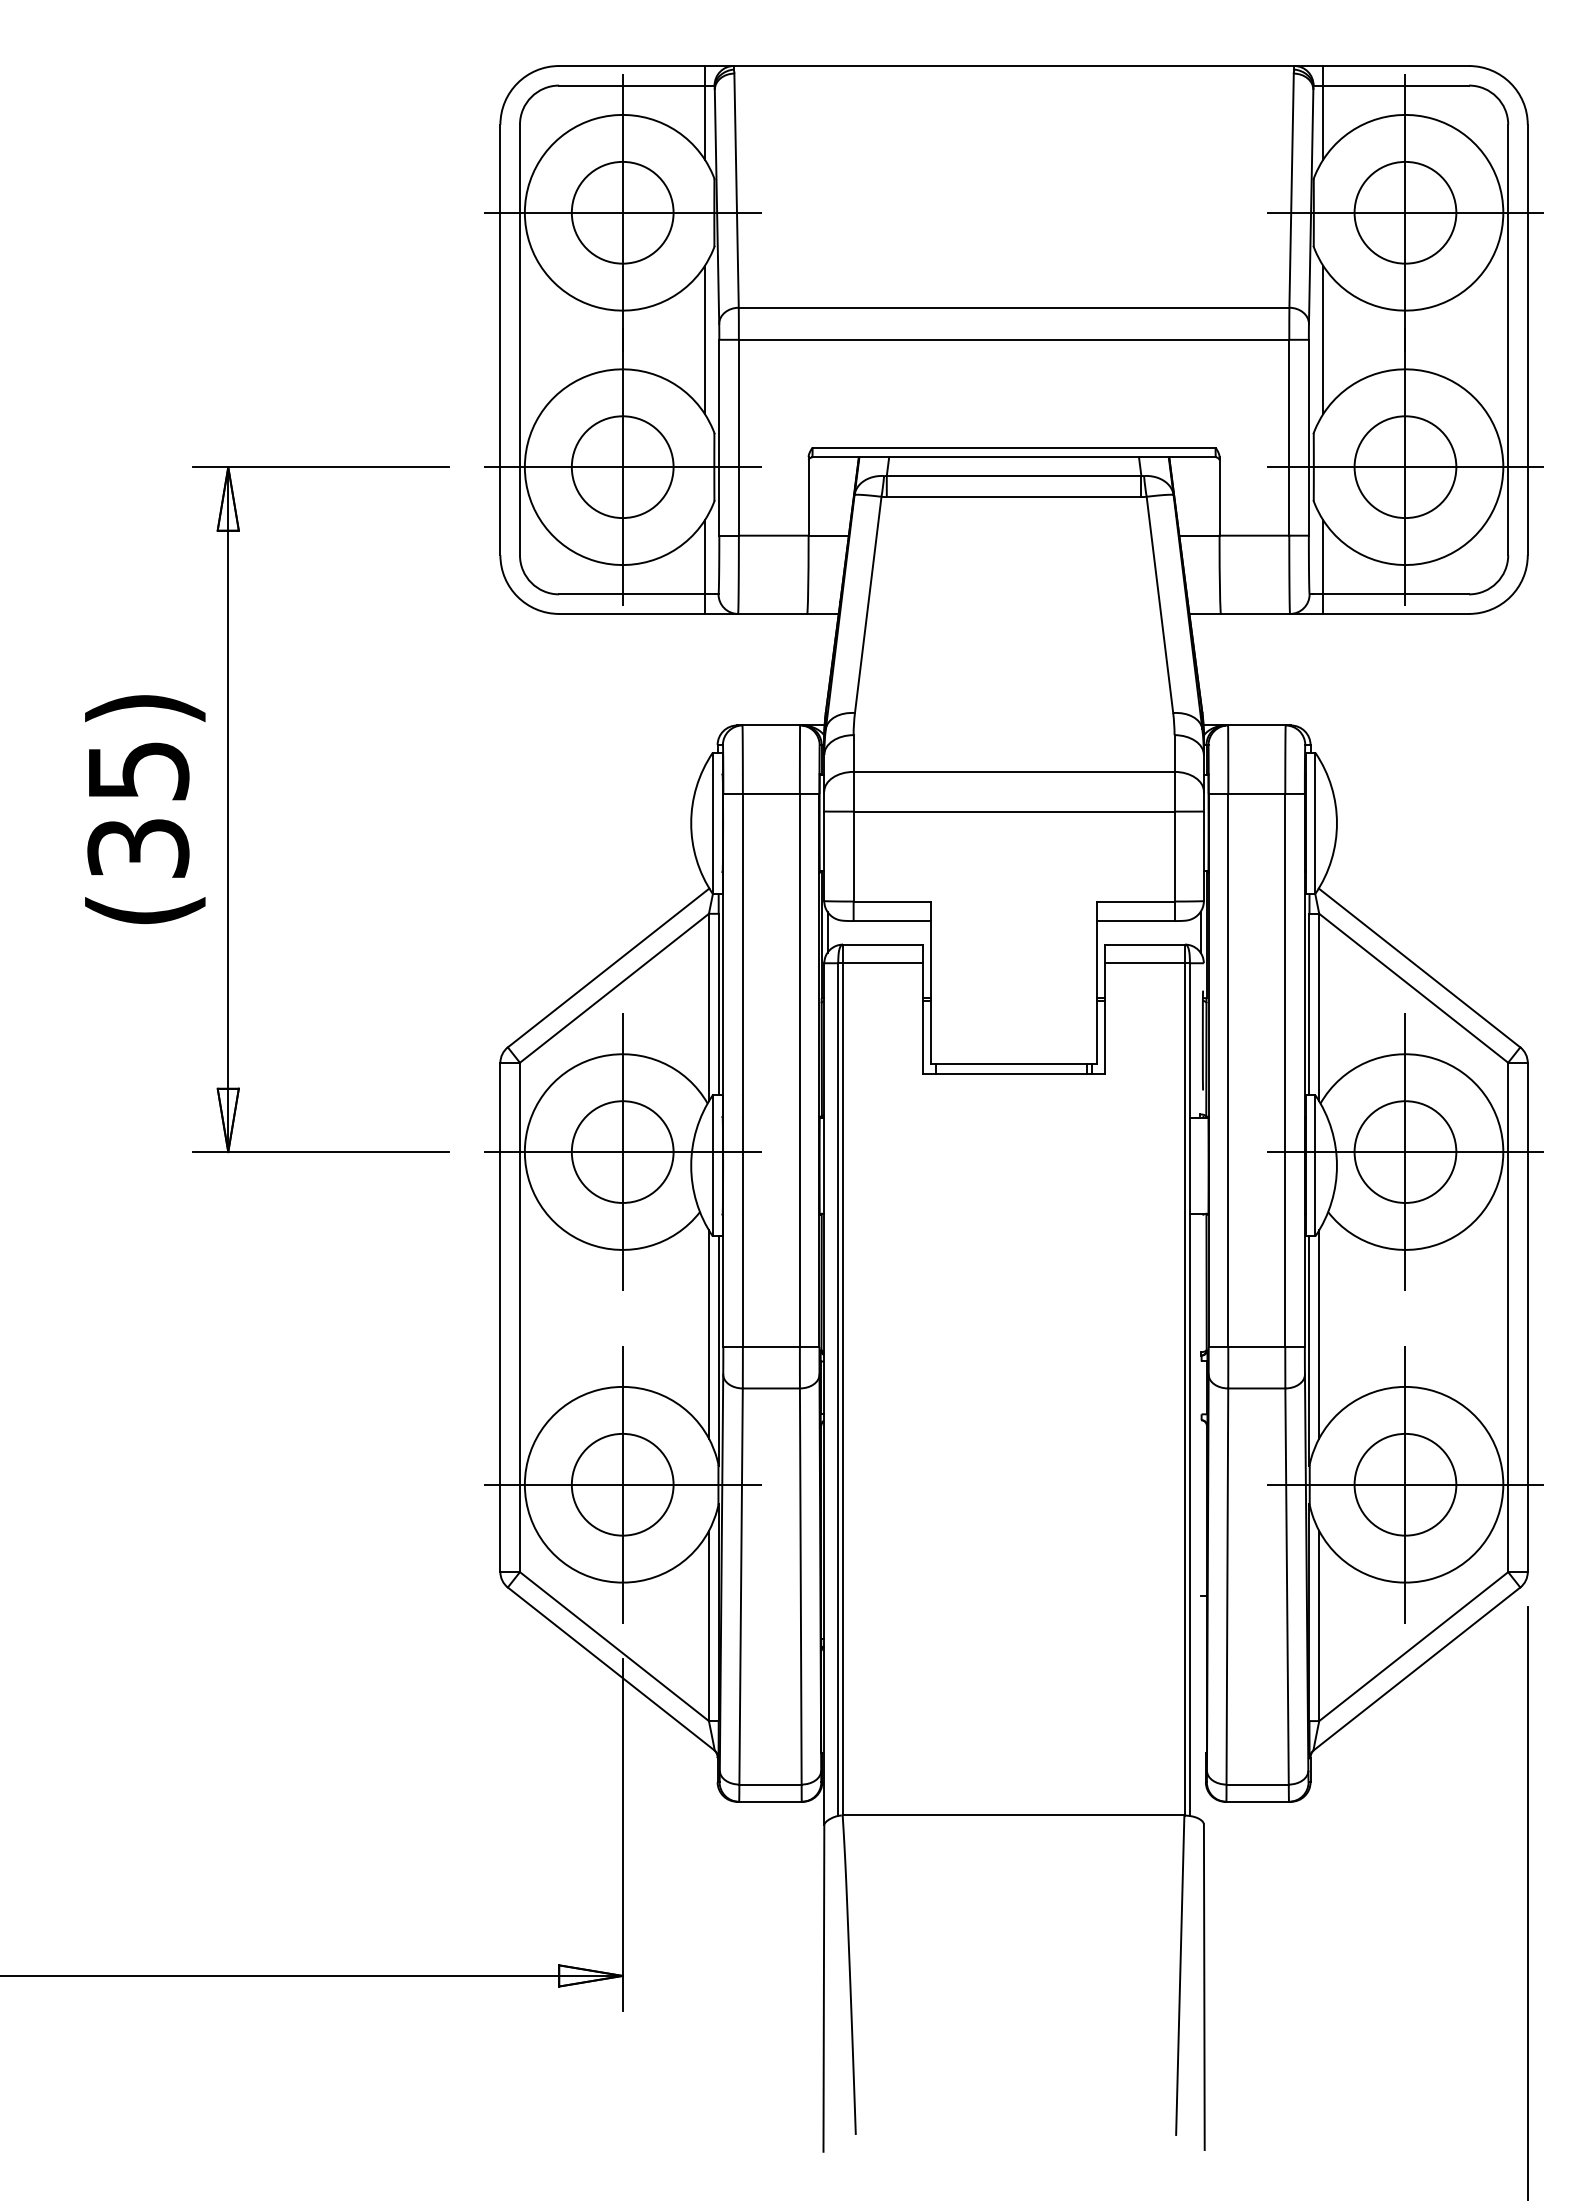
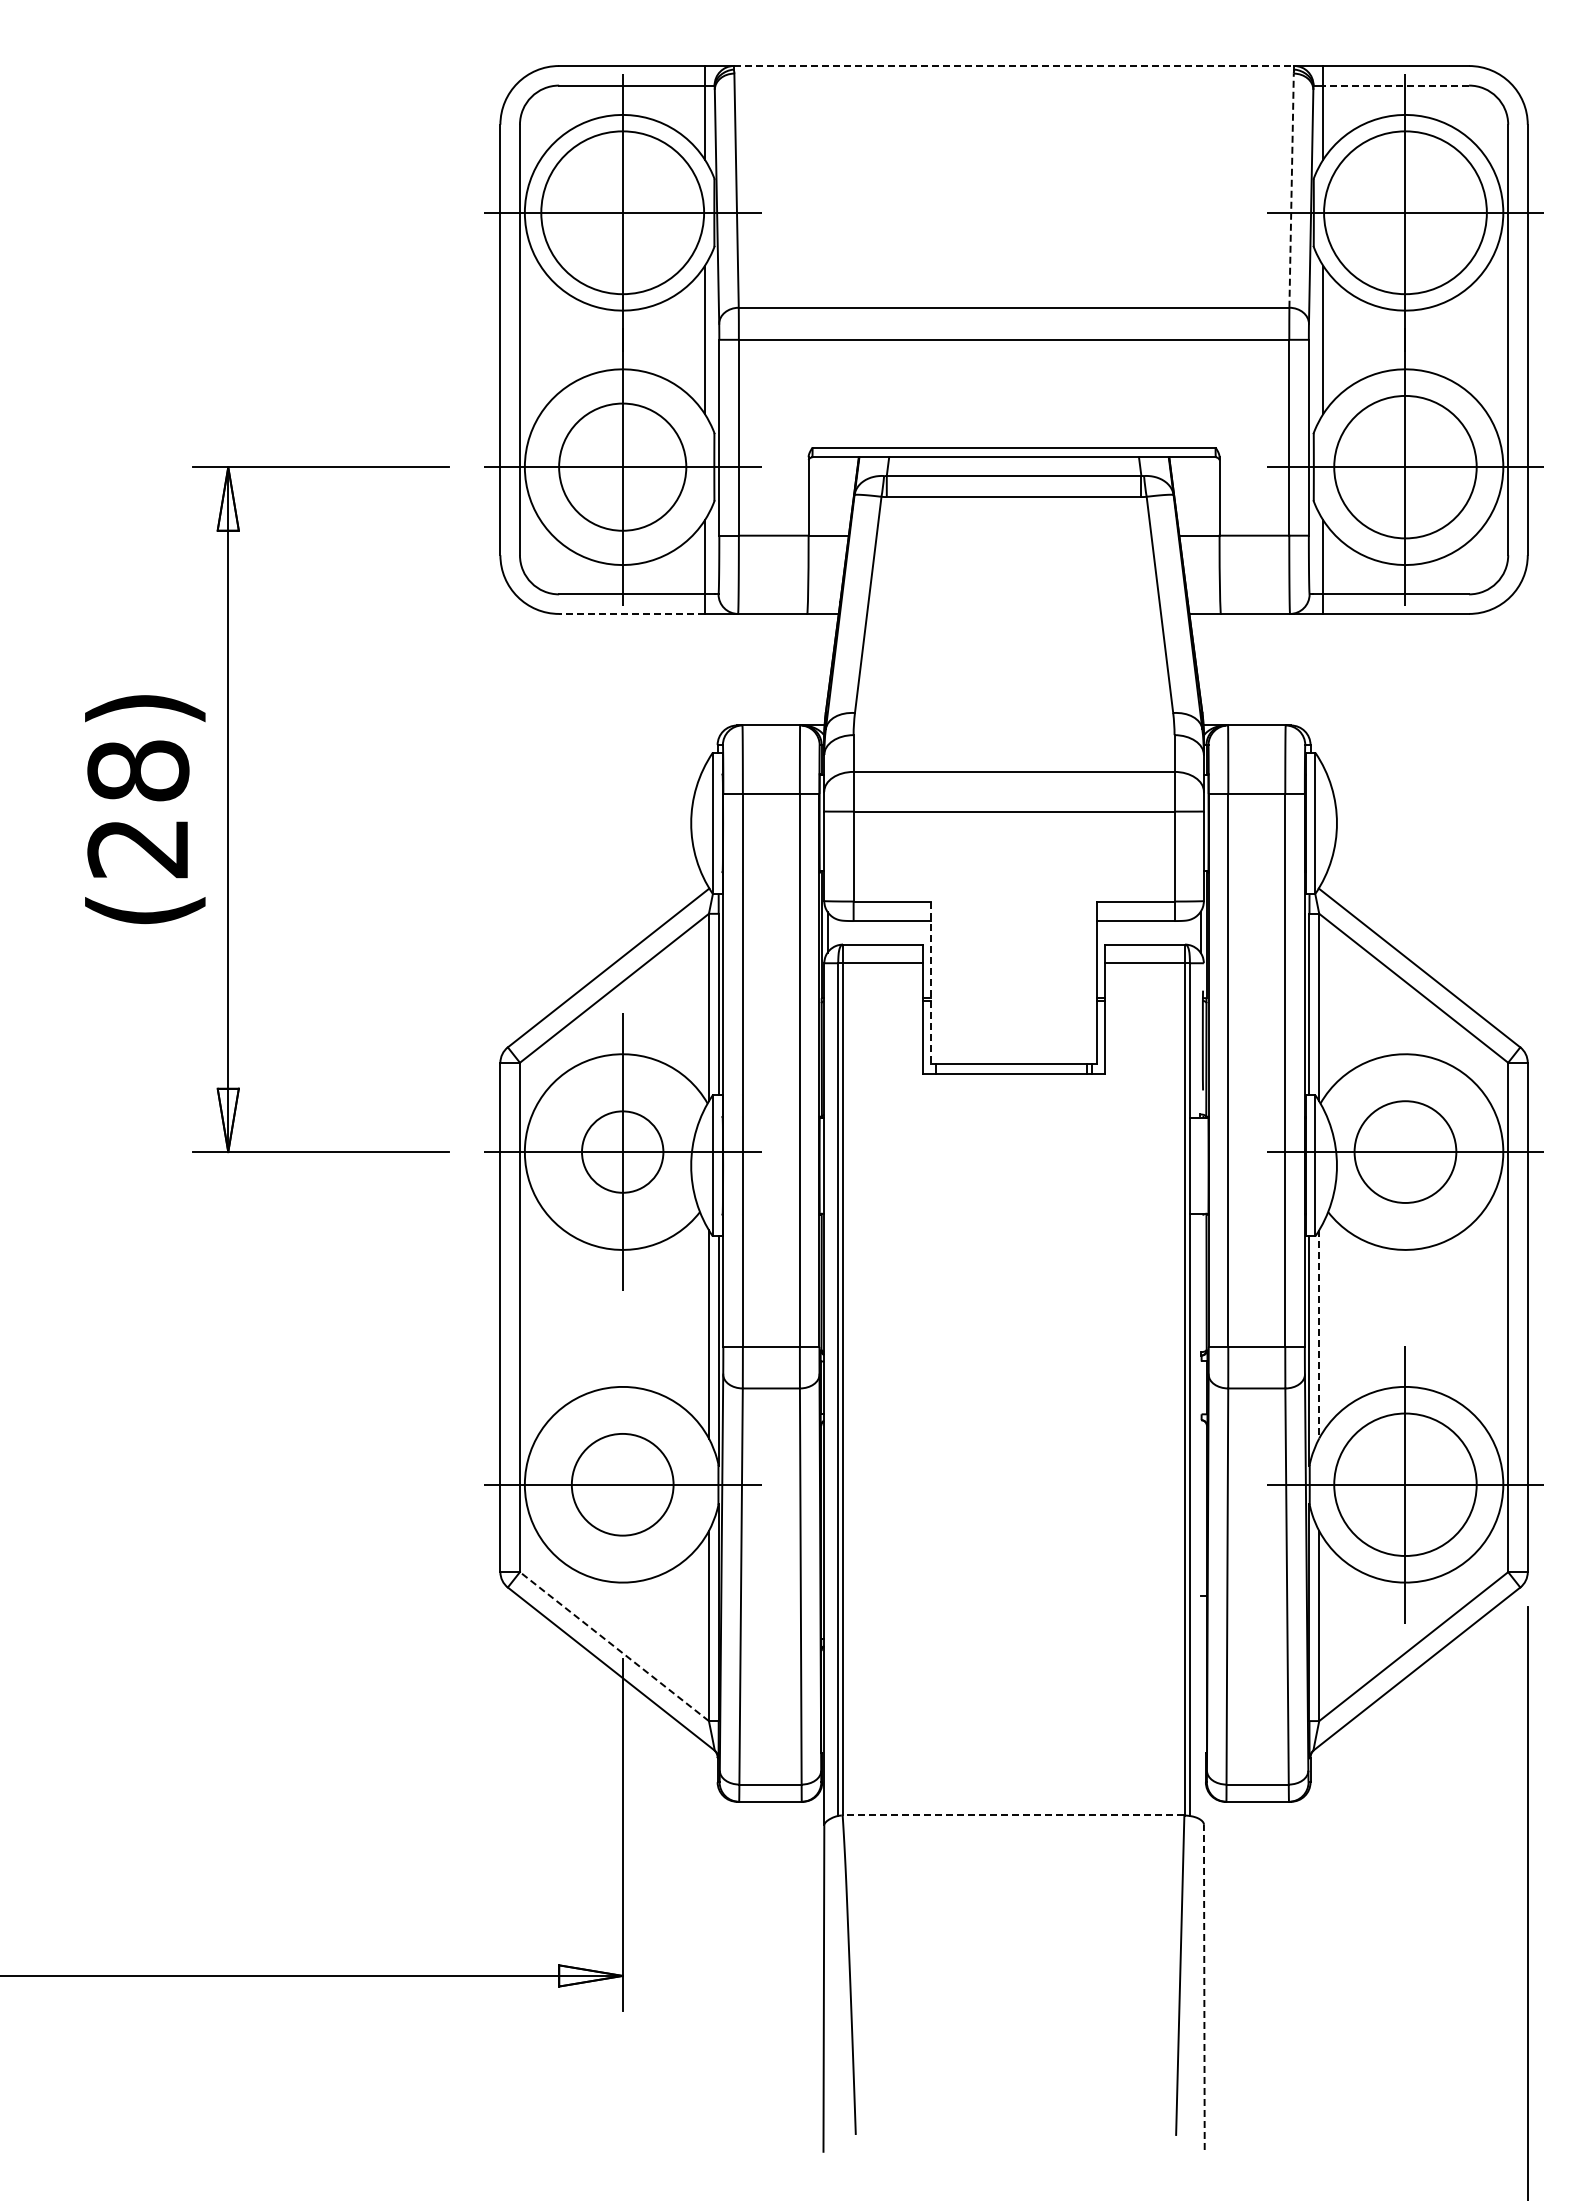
line: solid -> dashed (1014, 66)
line: solid -> dashed (1396, 85)
line: solid -> dashed (1291, 190)
circle diameter: 102 px -> 163 px (622, 212)
circle diameter: 102 px -> 163 px (1405, 212)
circle diameter: 102 px -> 127 px (622, 466)
circle diameter: 102 px -> 142 px (1405, 466)
line: solid -> dashed (632, 613)
text: 35 -> 28 (138, 809)
line: solid -> dashed (930, 983)
circle diameter: 102 px -> 81 px (622, 1151)
line: present -> none (1405, 1152)
line: solid -> dashed (1319, 1334)
line: present -> none (622, 1484)
circle diameter: 102 px -> 142 px (1405, 1484)
line: solid -> dashed (614, 1646)
line: solid -> dashed (1013, 1815)
line: solid -> dashed (1204, 1987)
